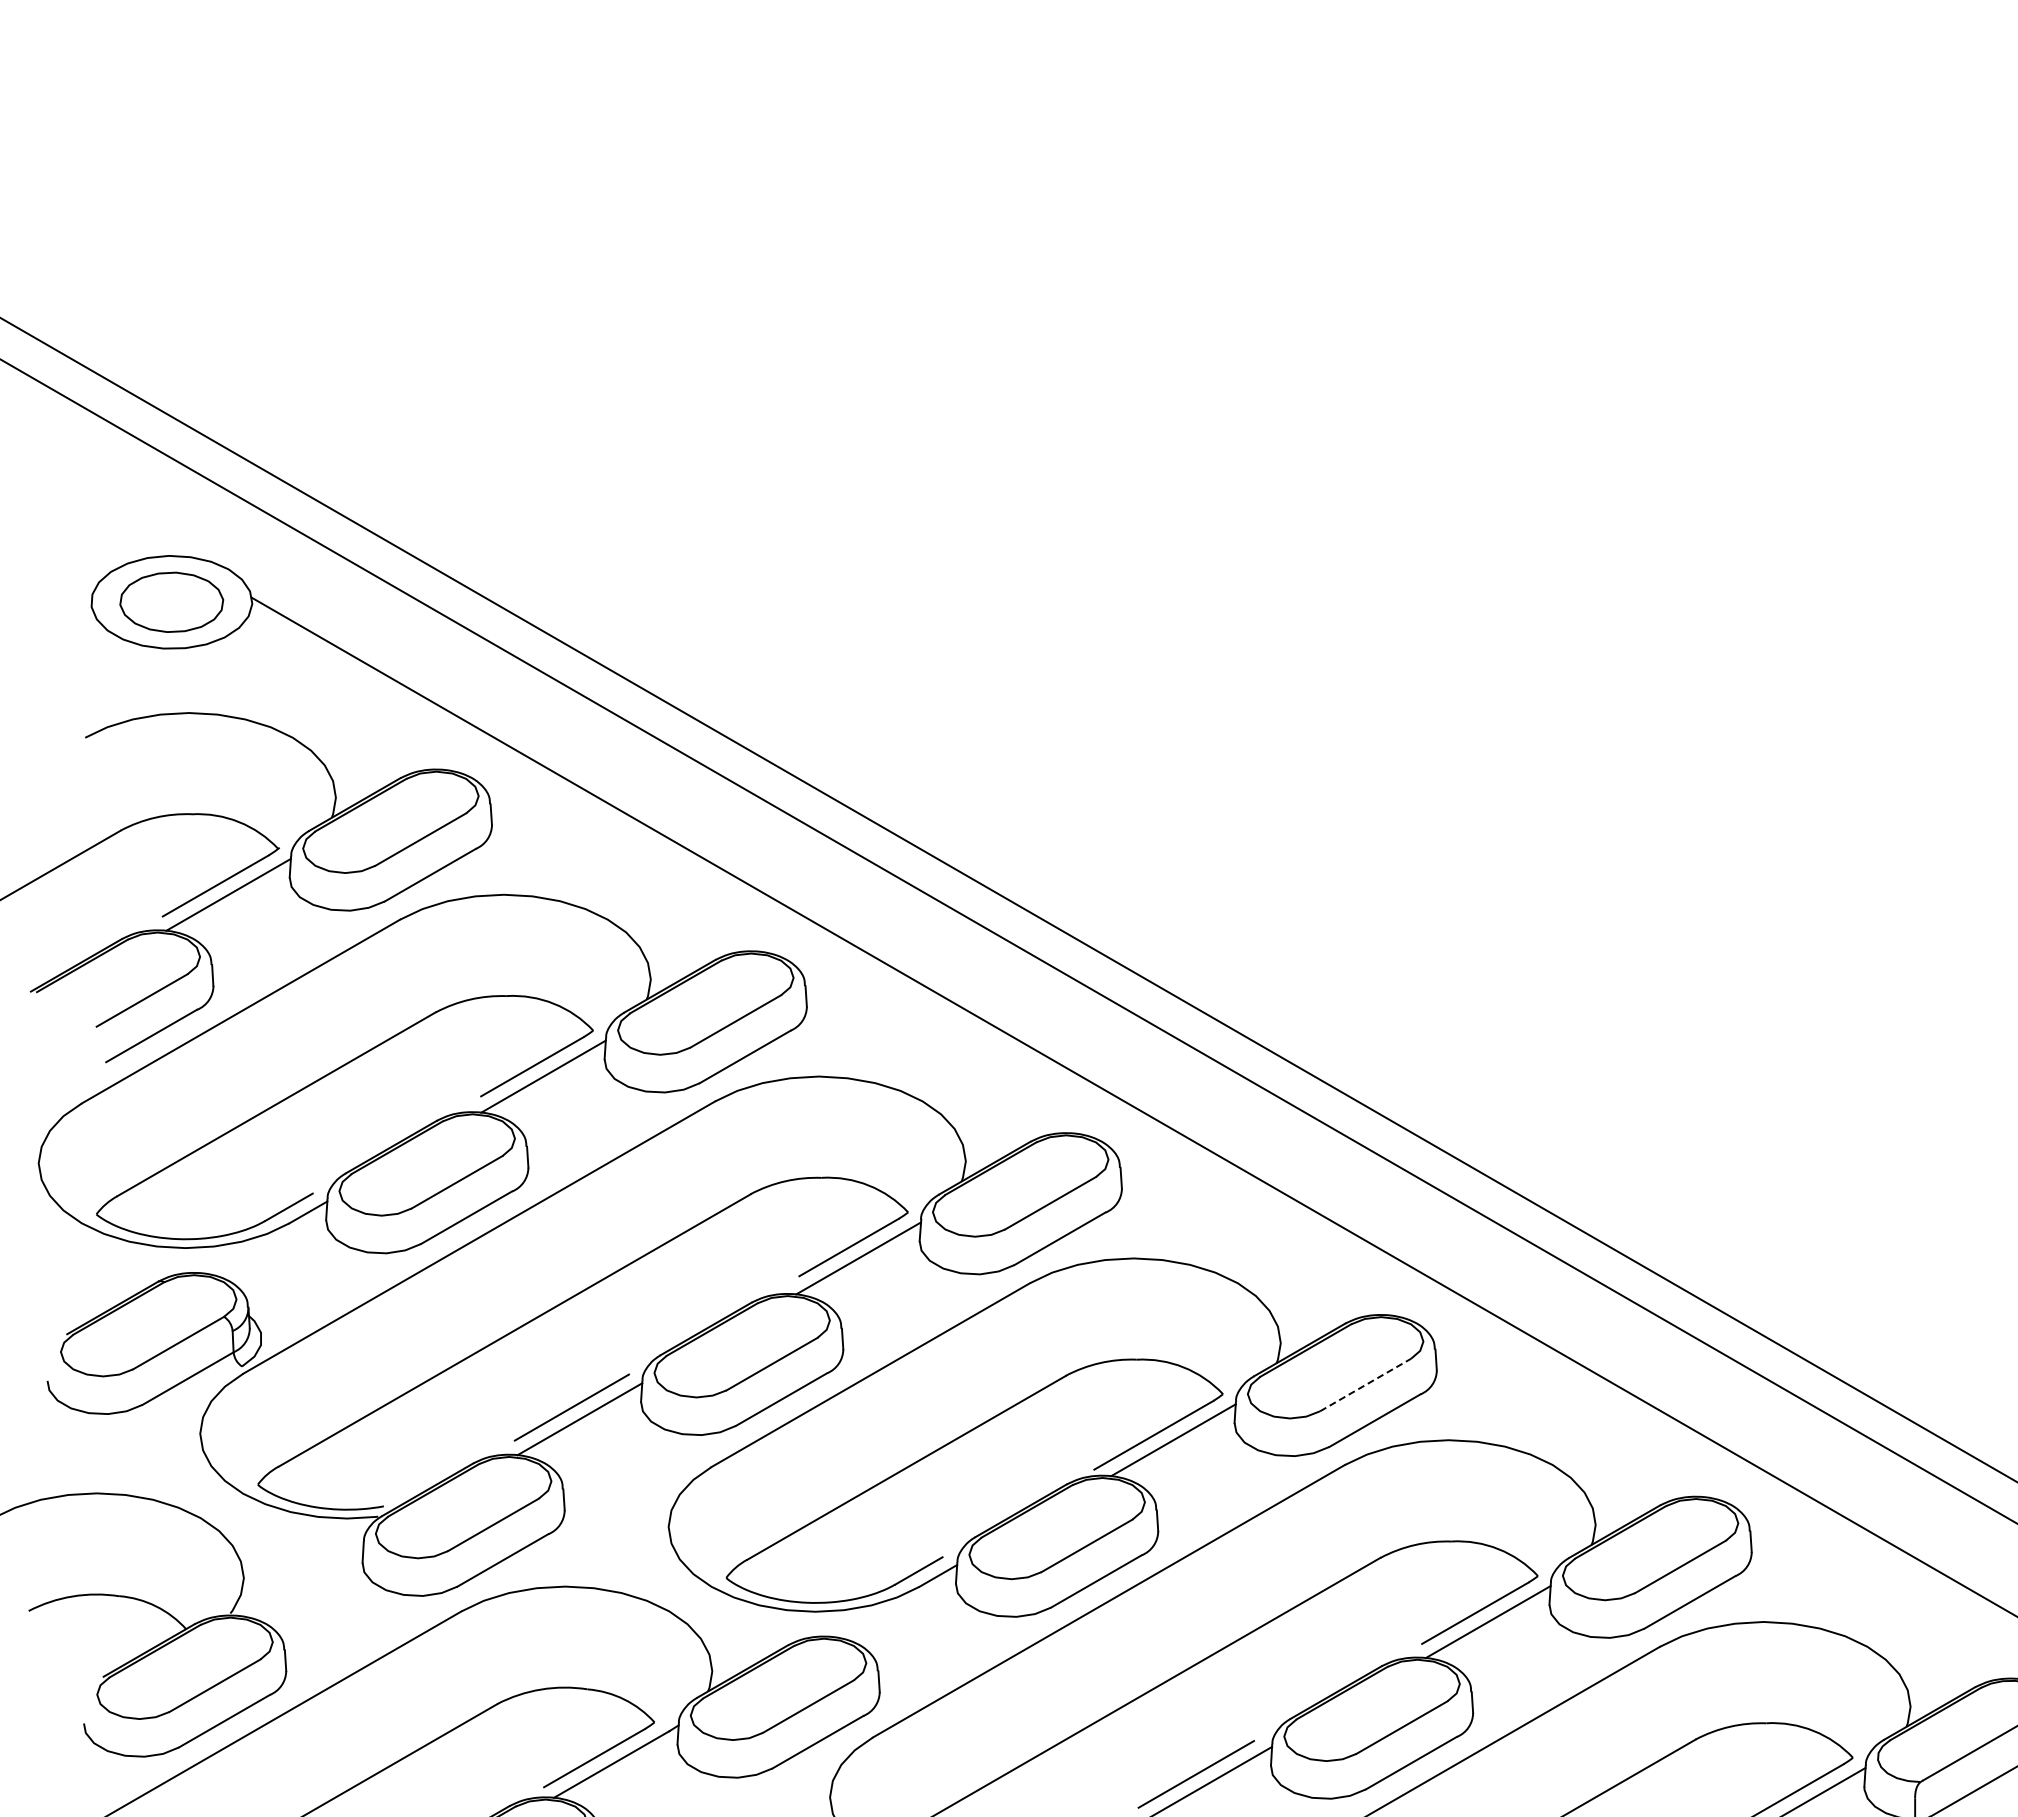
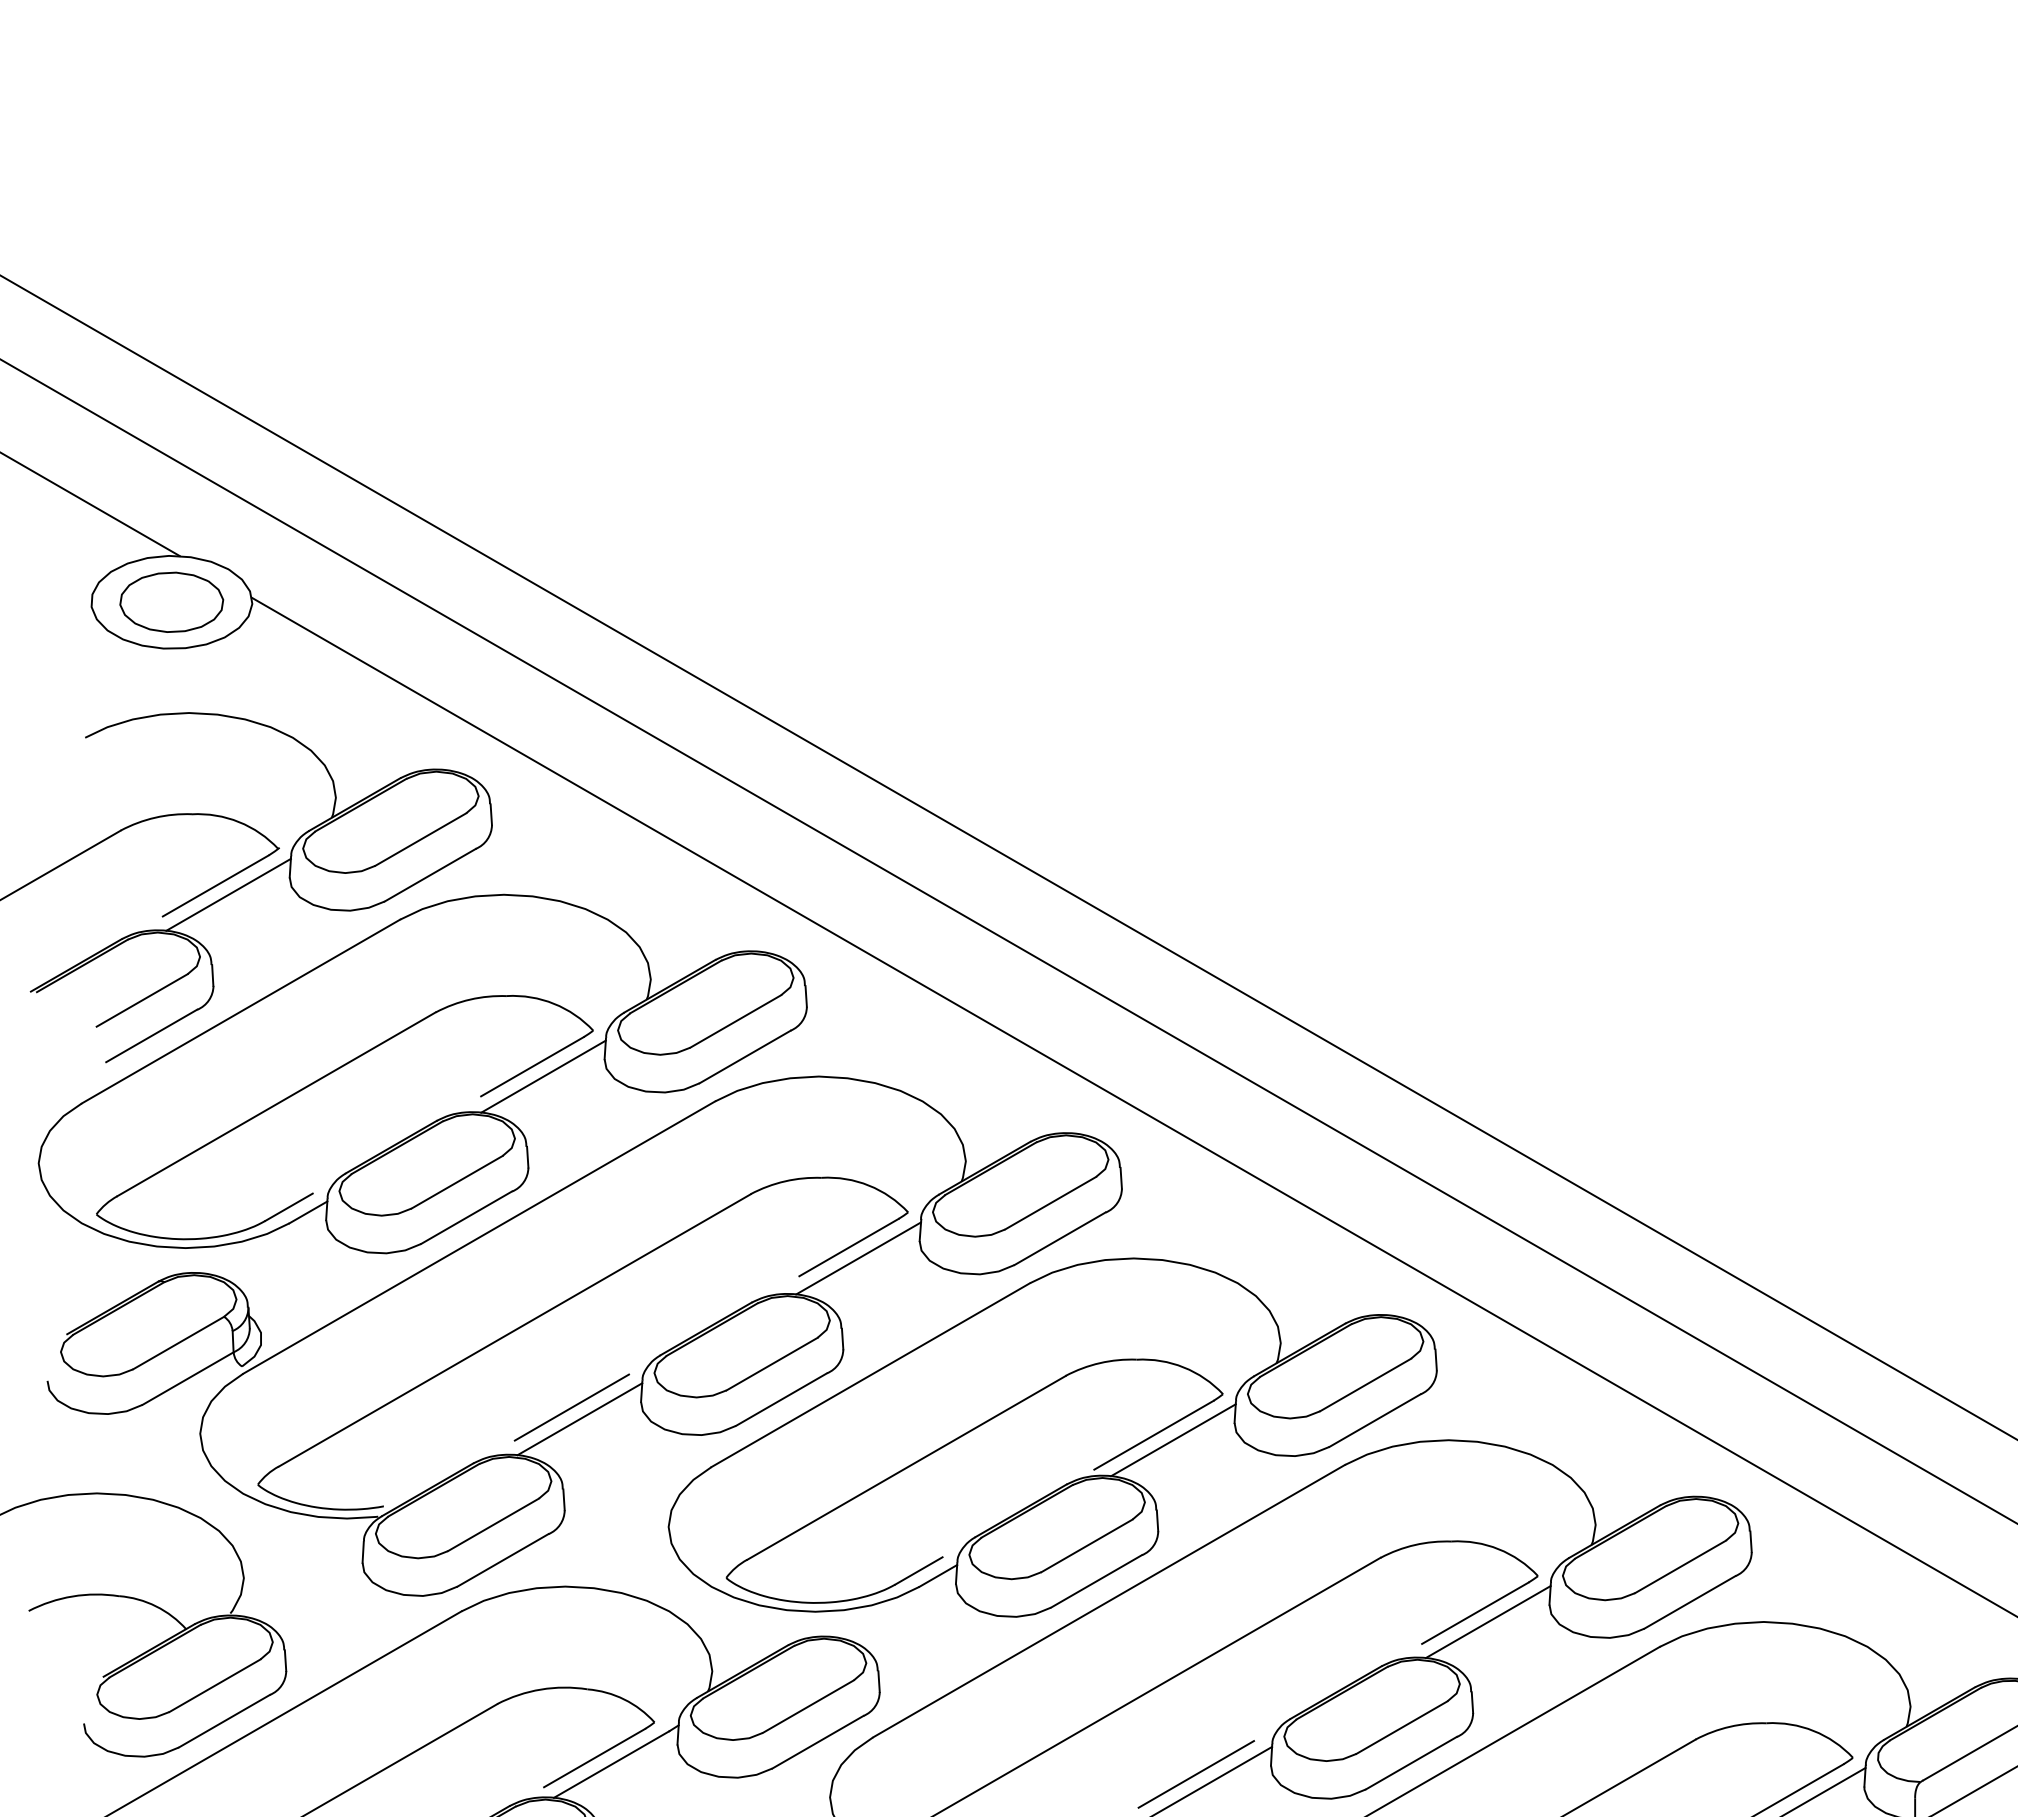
line: none -> present (90, 504)
line position: (1008, 899) -> (1008, 857) (1008, 857)
line: dashed -> solid (1365, 1385)
